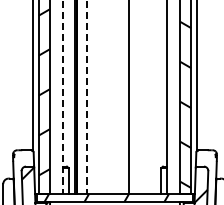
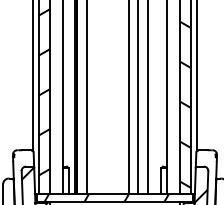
line: dashed -> solid (63, 96)
line: dashed -> solid (87, 96)
line: none -> present (138, 97)
line: none -> present (148, 97)
